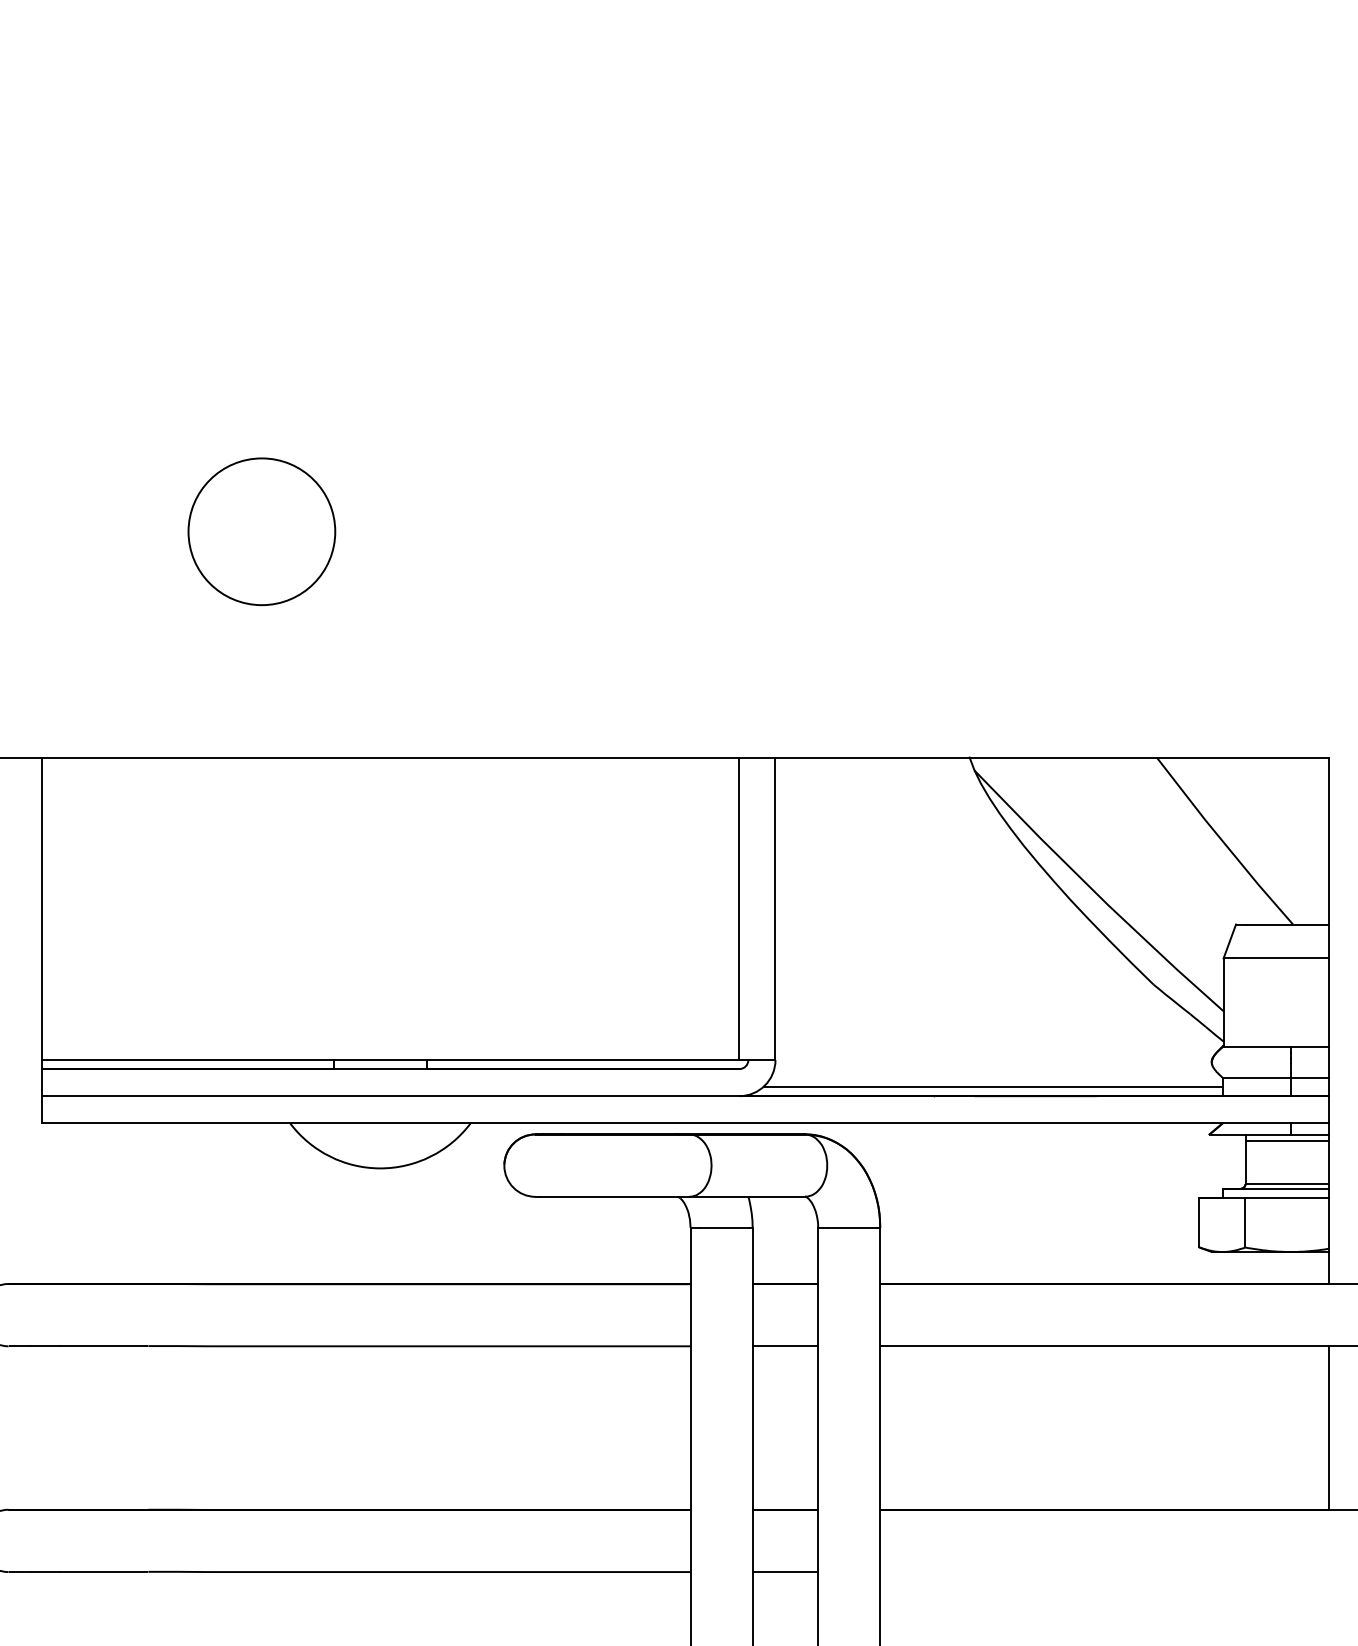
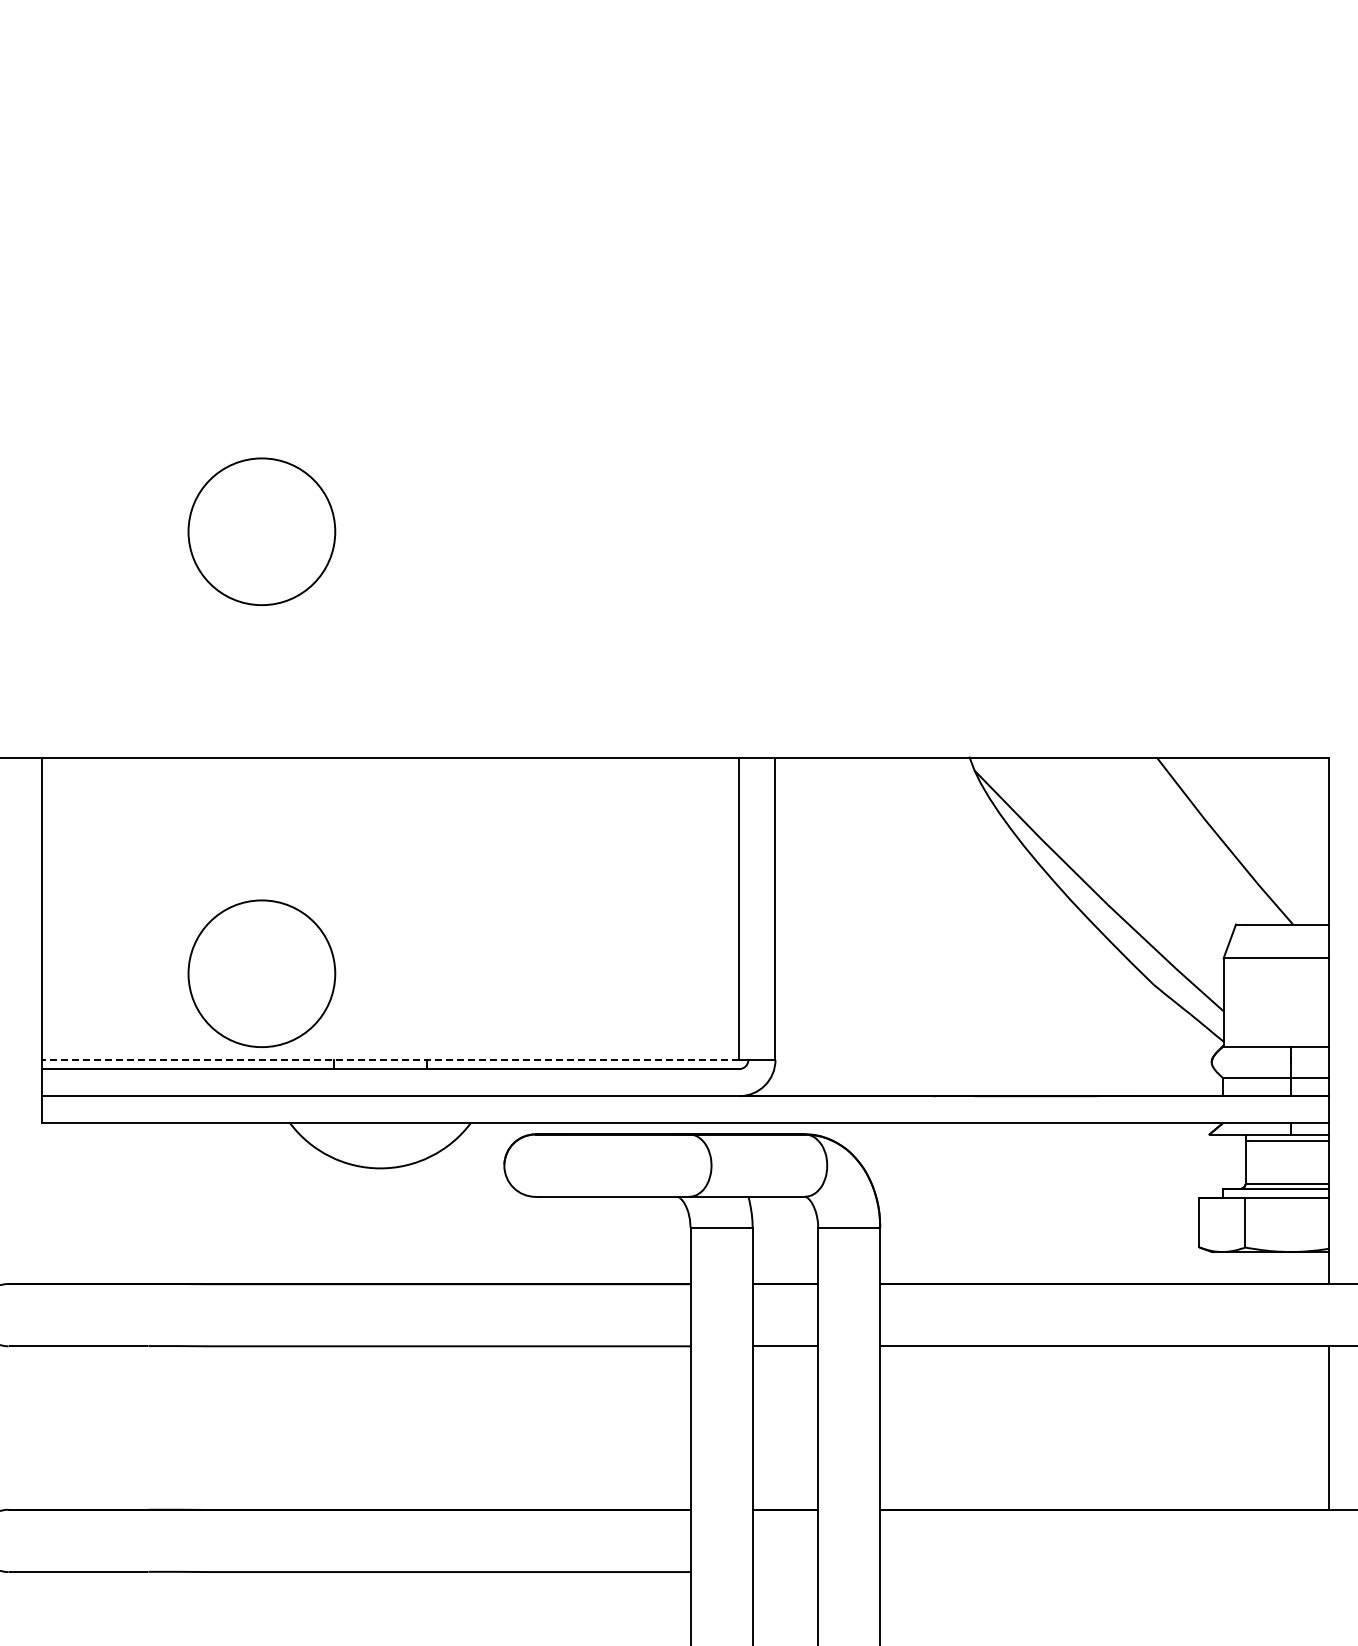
circle: none -> present (261, 973)
line: solid -> dashed (390, 1060)
line: present -> none (992, 1086)
line: present -> none (785, 1572)
